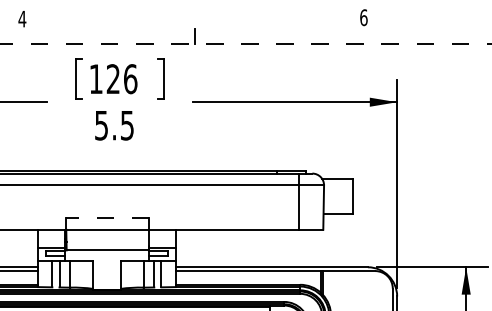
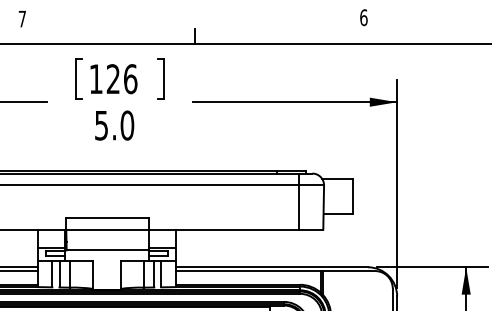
text: 4 -> 7 (22, 18)
line: dashed -> solid (246, 43)
text: 5.5 -> 5.0 (127, 125)
line: dashed -> solid (107, 217)
